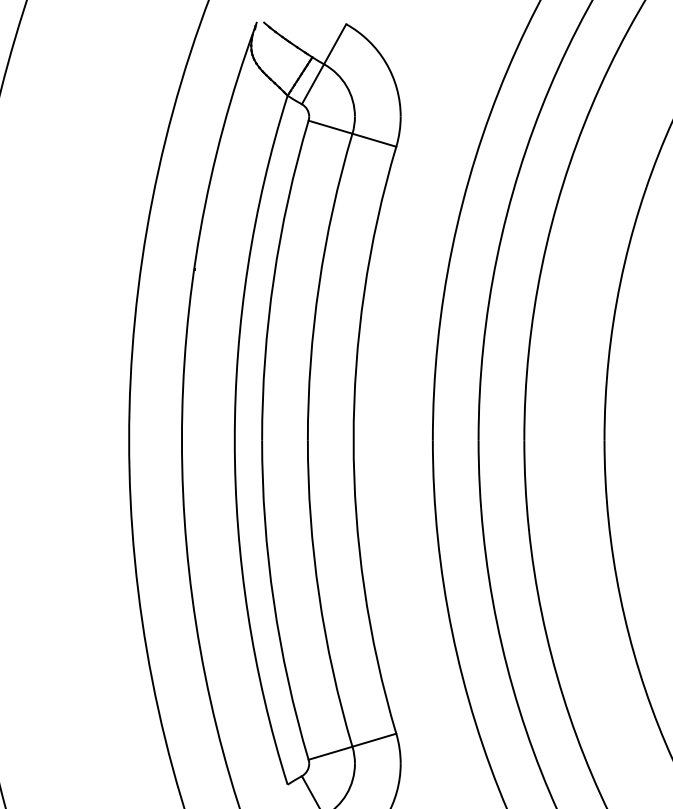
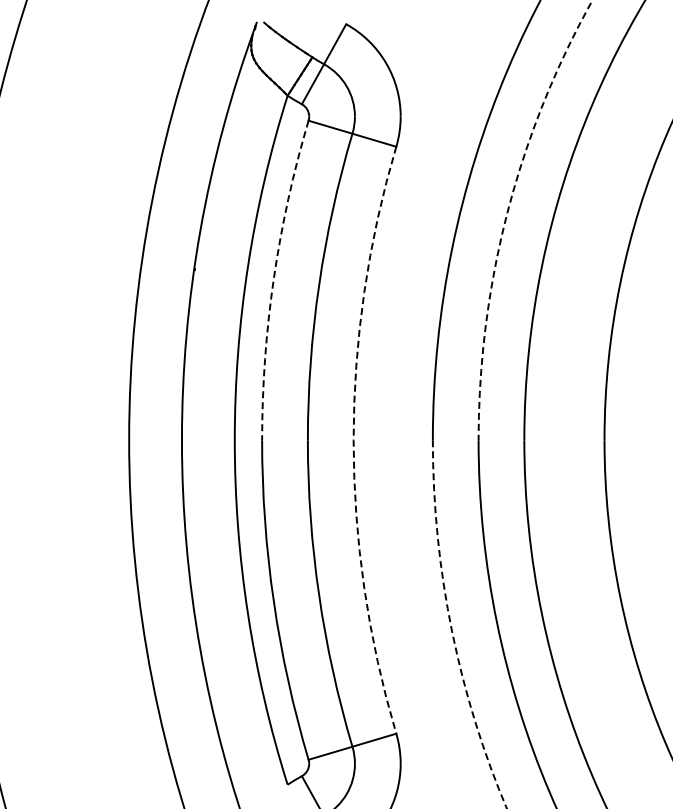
arc: solid -> dashed (507, 212)
arc: solid -> dashed (273, 278)
arc: solid -> dashed (353, 440)
arc: solid -> dashed (451, 628)
